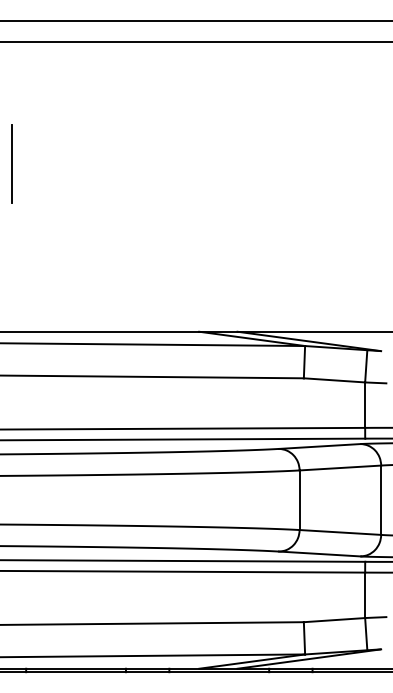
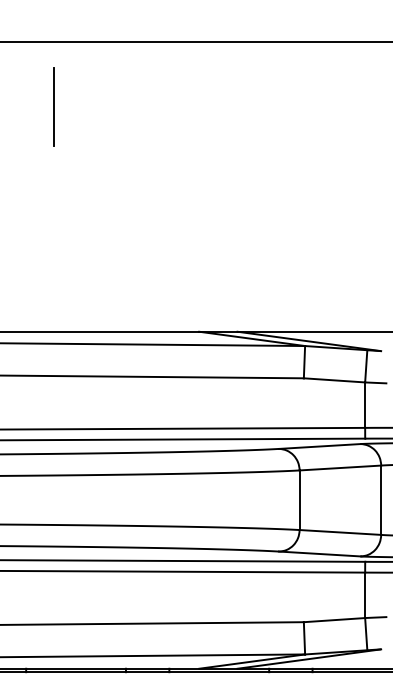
line: present -> none (195, 20)
line position: (11, 163) -> (53, 106) (53, 106)
